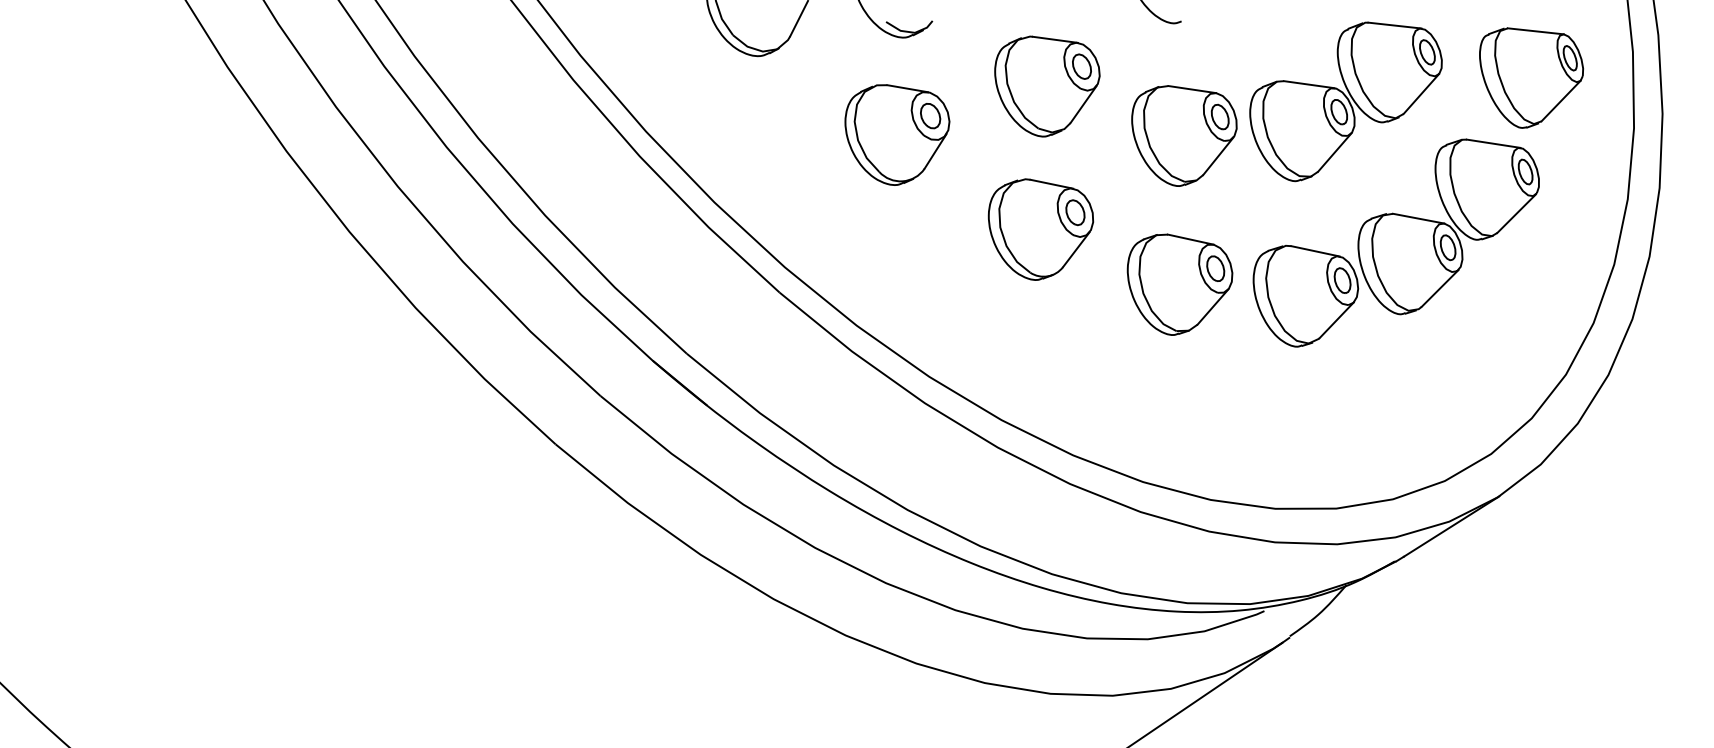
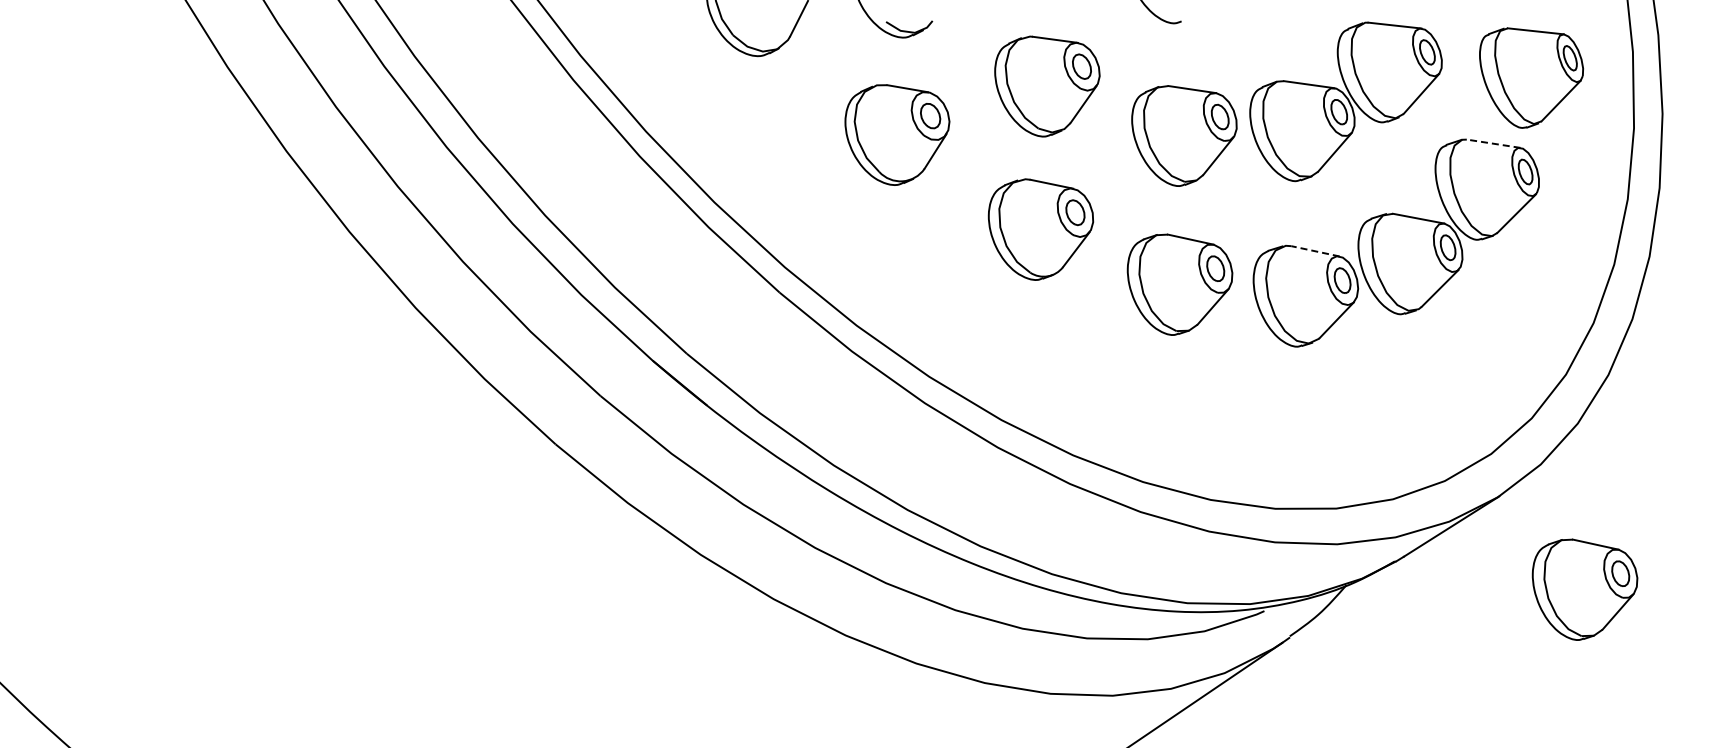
line: solid -> dashed (1493, 143)
line: solid -> dashed (1315, 251)
part: none -> present (1584, 589)
